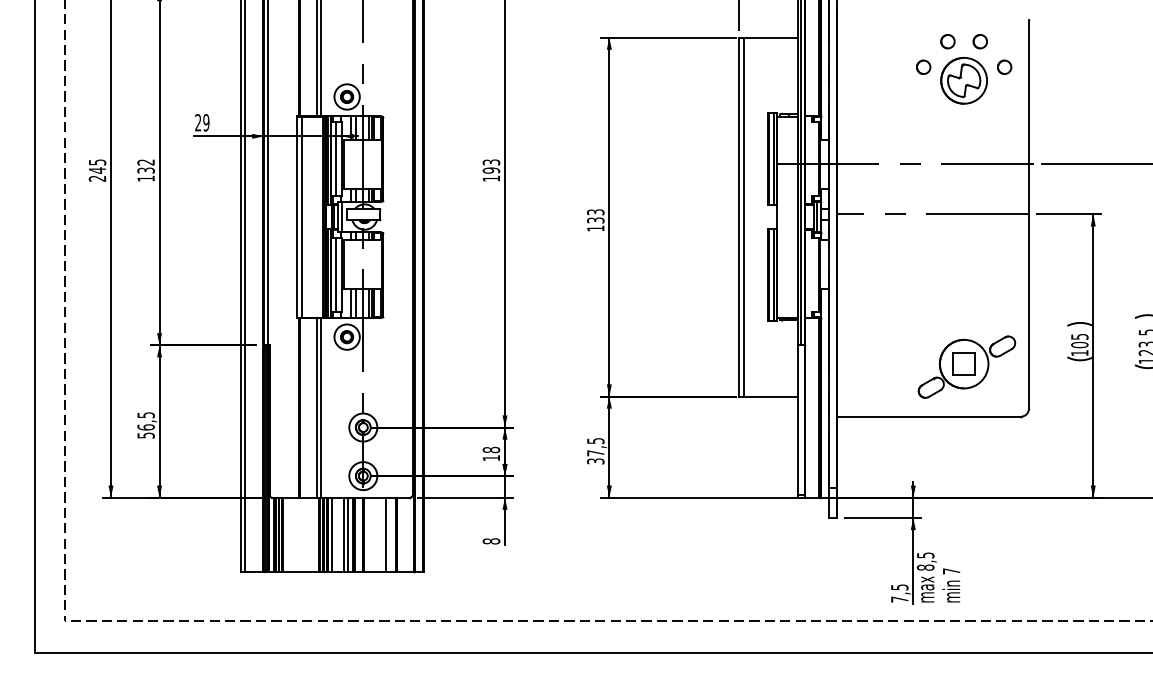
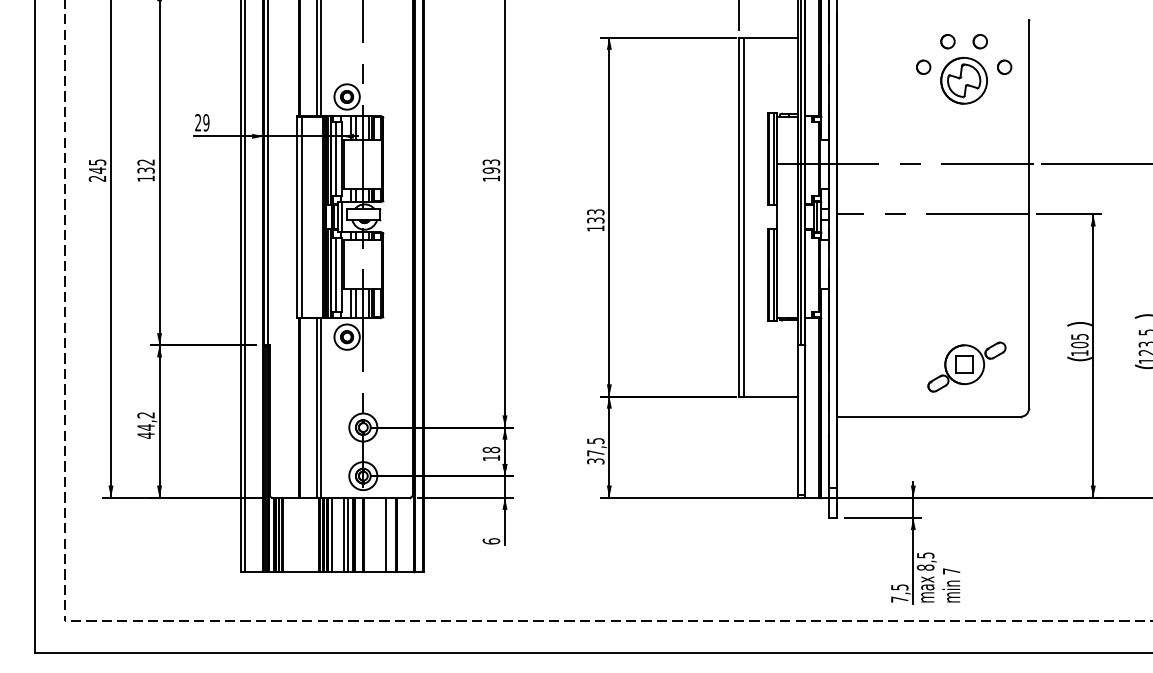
part size: 100x64 px -> 80x52 px (966, 366)
text: 56,5 -> 44,2 (145, 425)
text: 8 -> 6 (490, 541)
